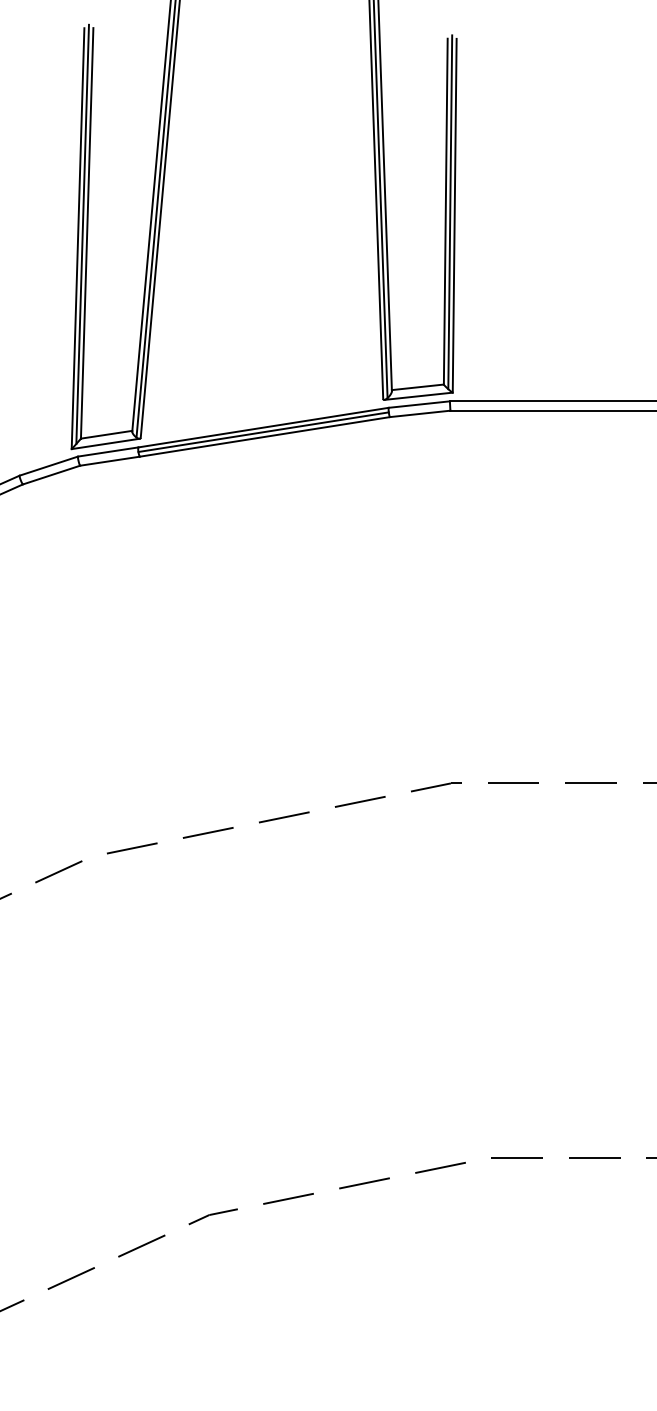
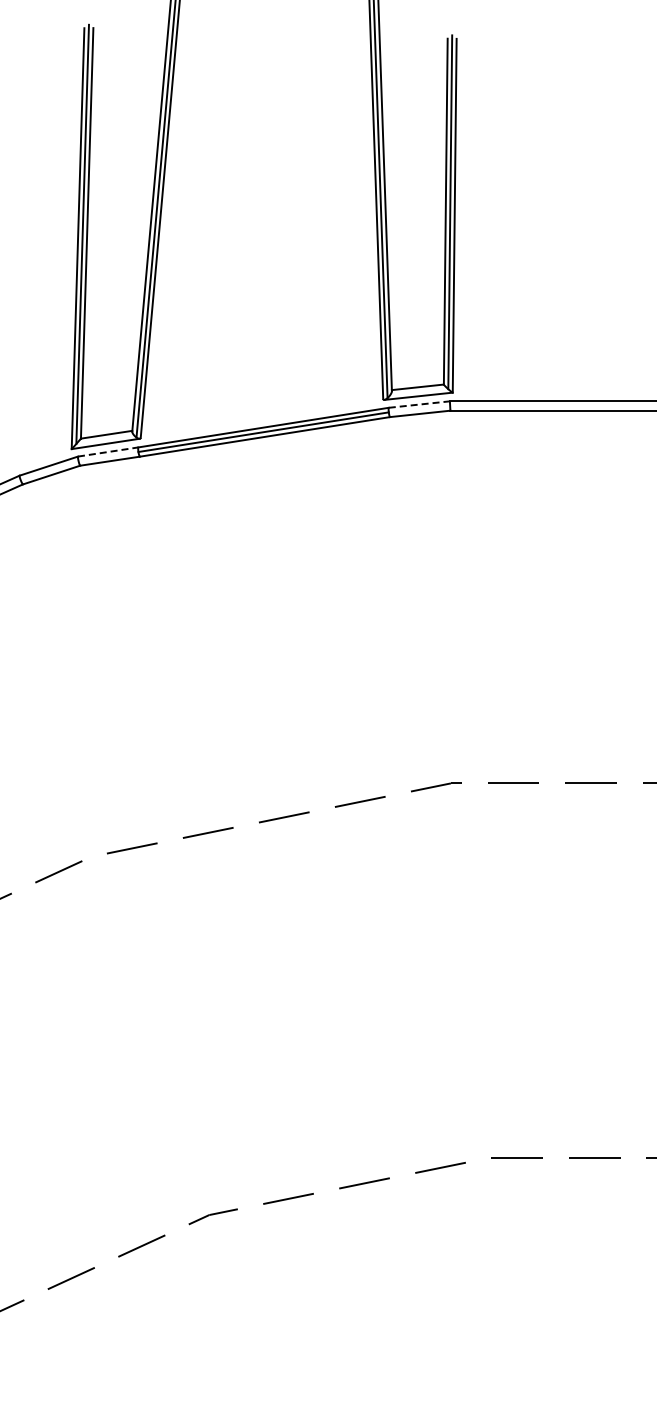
line: solid -> dashed (419, 404)
line: solid -> dashed (108, 452)
